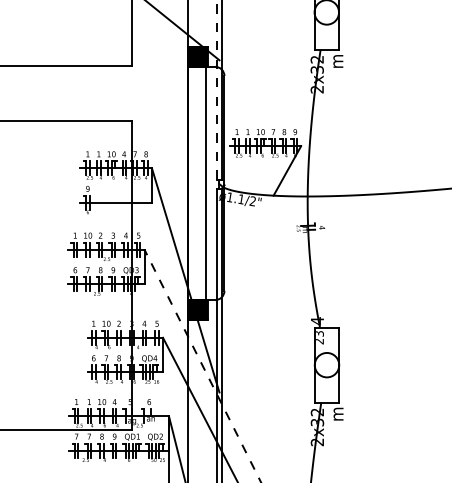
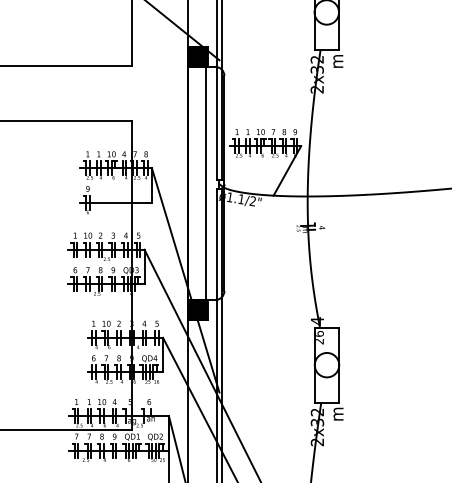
line: dashed -> solid (217, 89)
text: 23 -> 26 (319, 333)
line: dashed -> solid (202, 365)
